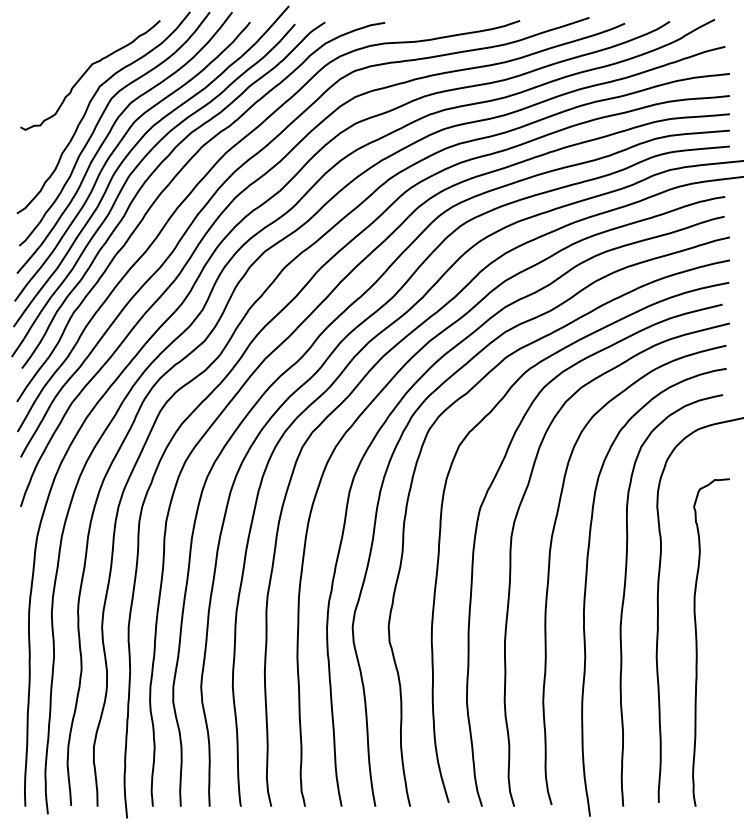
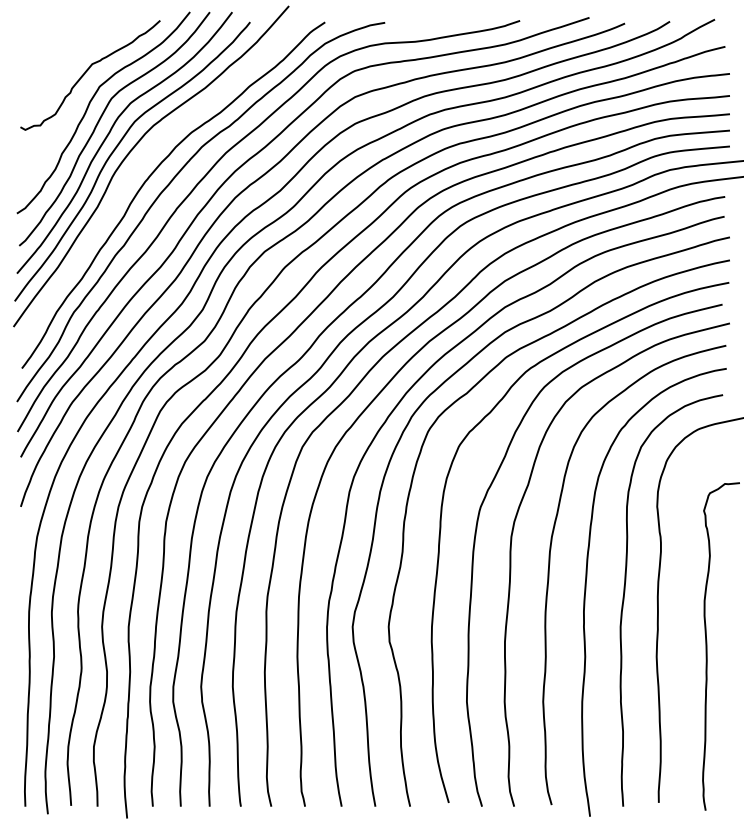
curve: present -> none (134, 171)
curve position: (697, 642) -> (707, 646) (707, 646)
